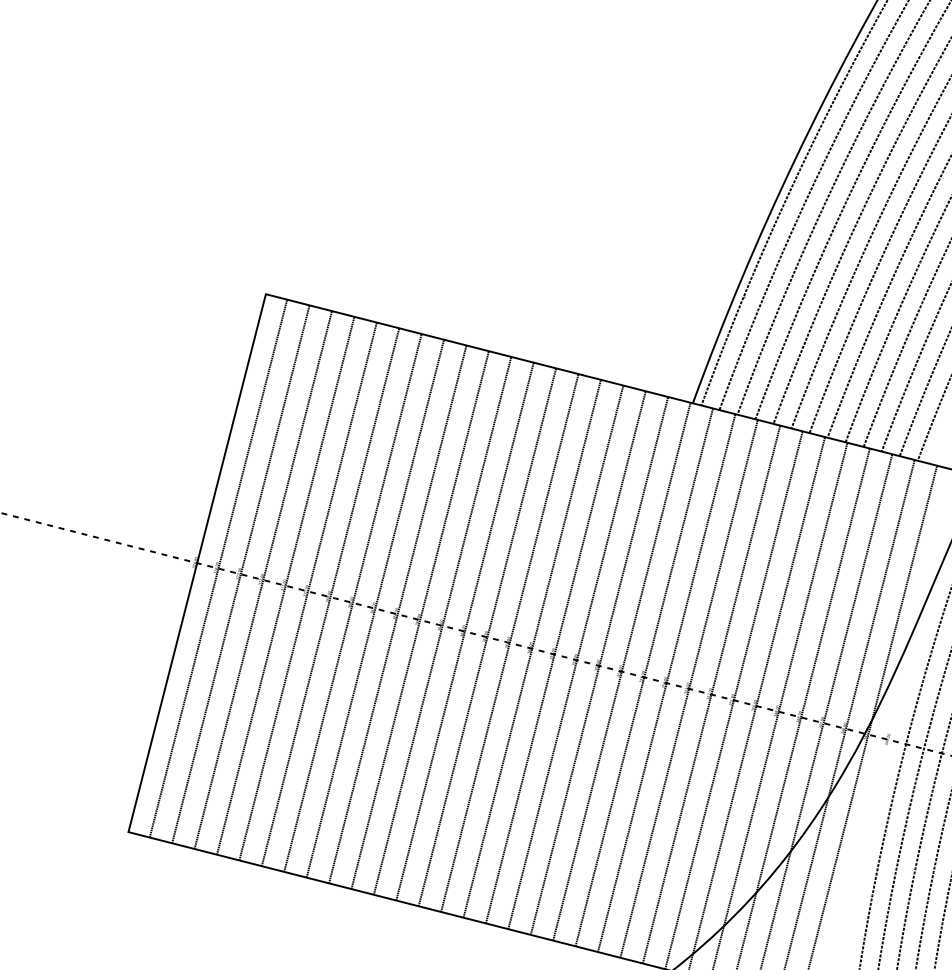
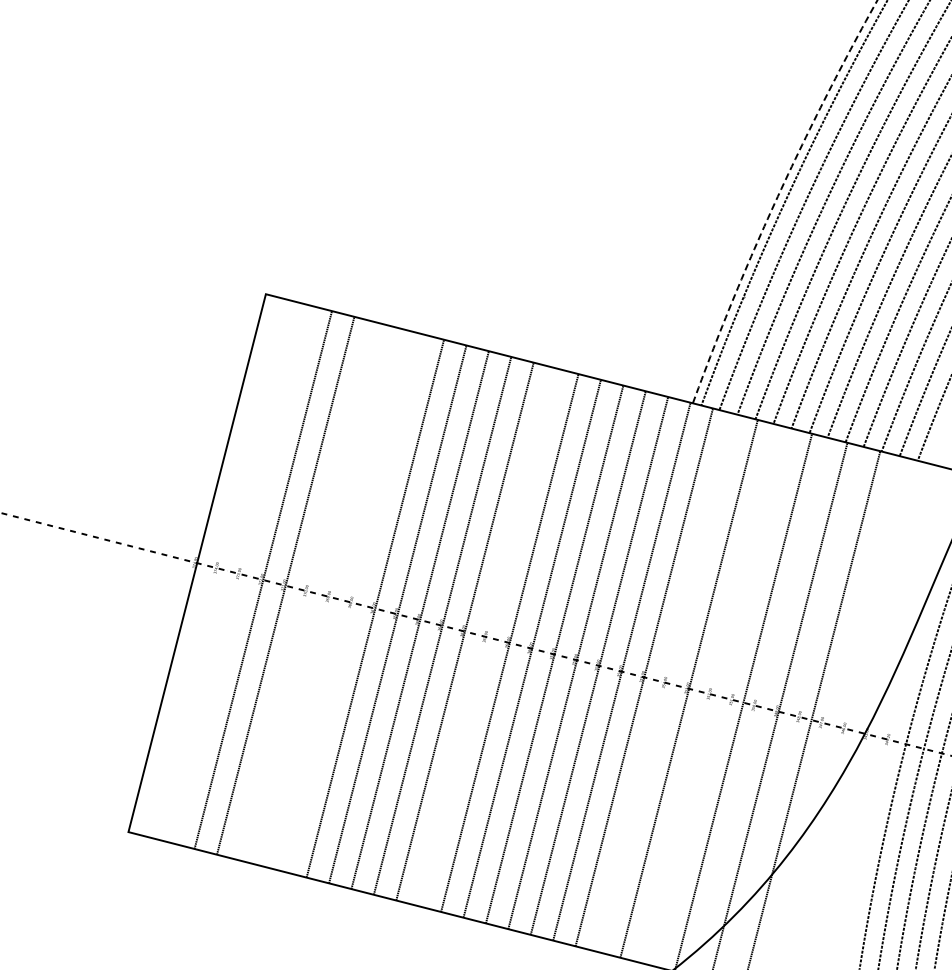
line: solid -> dashed (777, 198)
line: present -> none (218, 568)
line: present -> none (240, 574)
line: present -> none (307, 591)
line: present -> none (330, 597)
line: present -> none (352, 602)
line: present -> none (487, 637)
line: present -> none (666, 683)
line: present -> none (711, 694)
line: present -> none (733, 698)
line position: (757, 701) -> (744, 700) (744, 700)
line: present -> none (803, 707)
line position: (826, 710) -> (814, 708) (814, 708)
line: present -> none (849, 712)
line: present -> none (873, 715)
